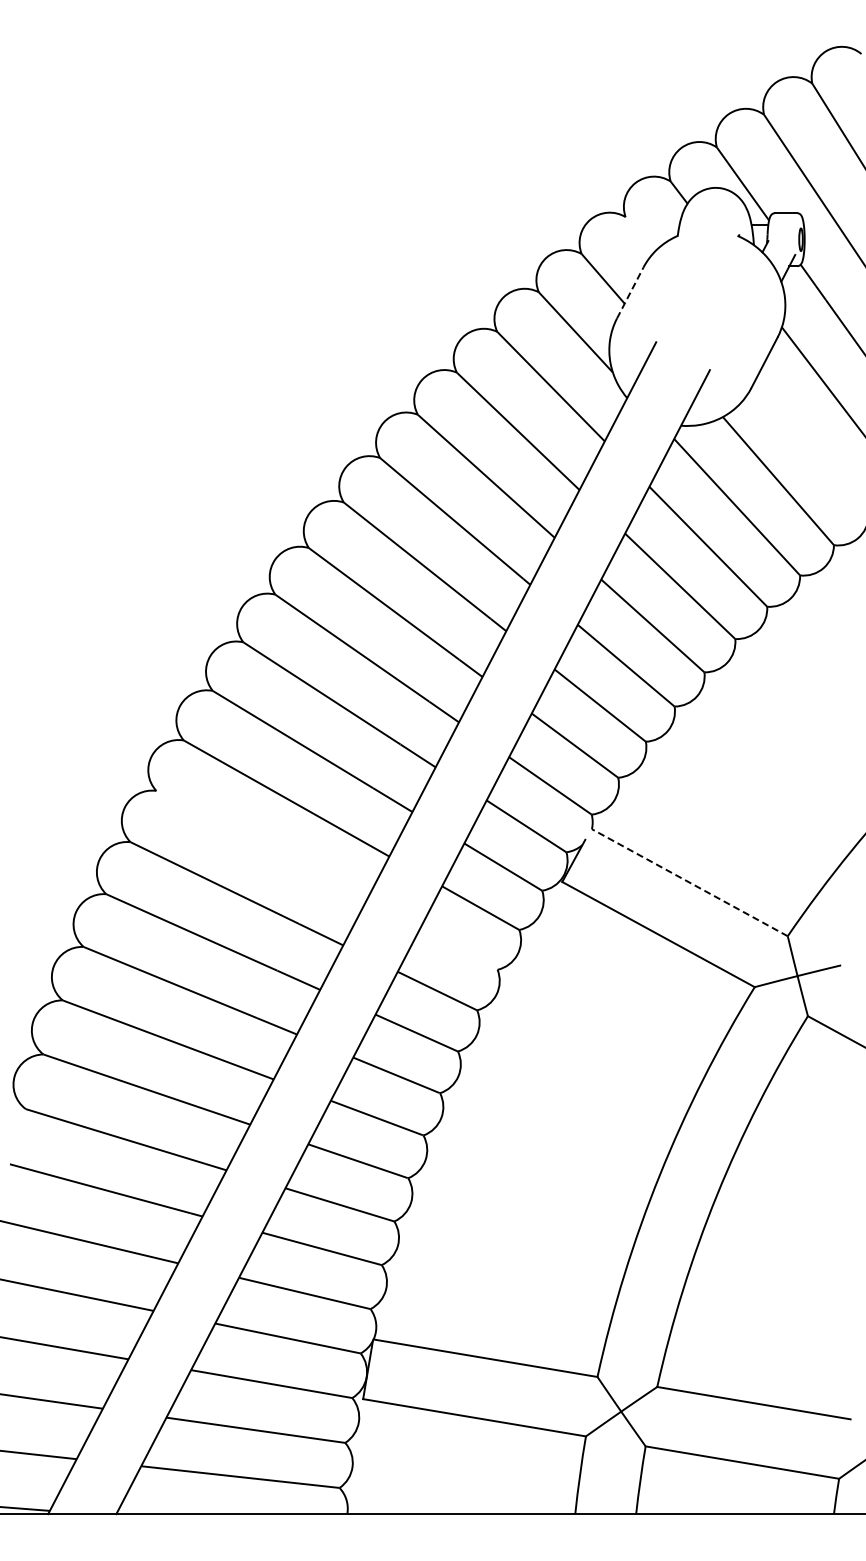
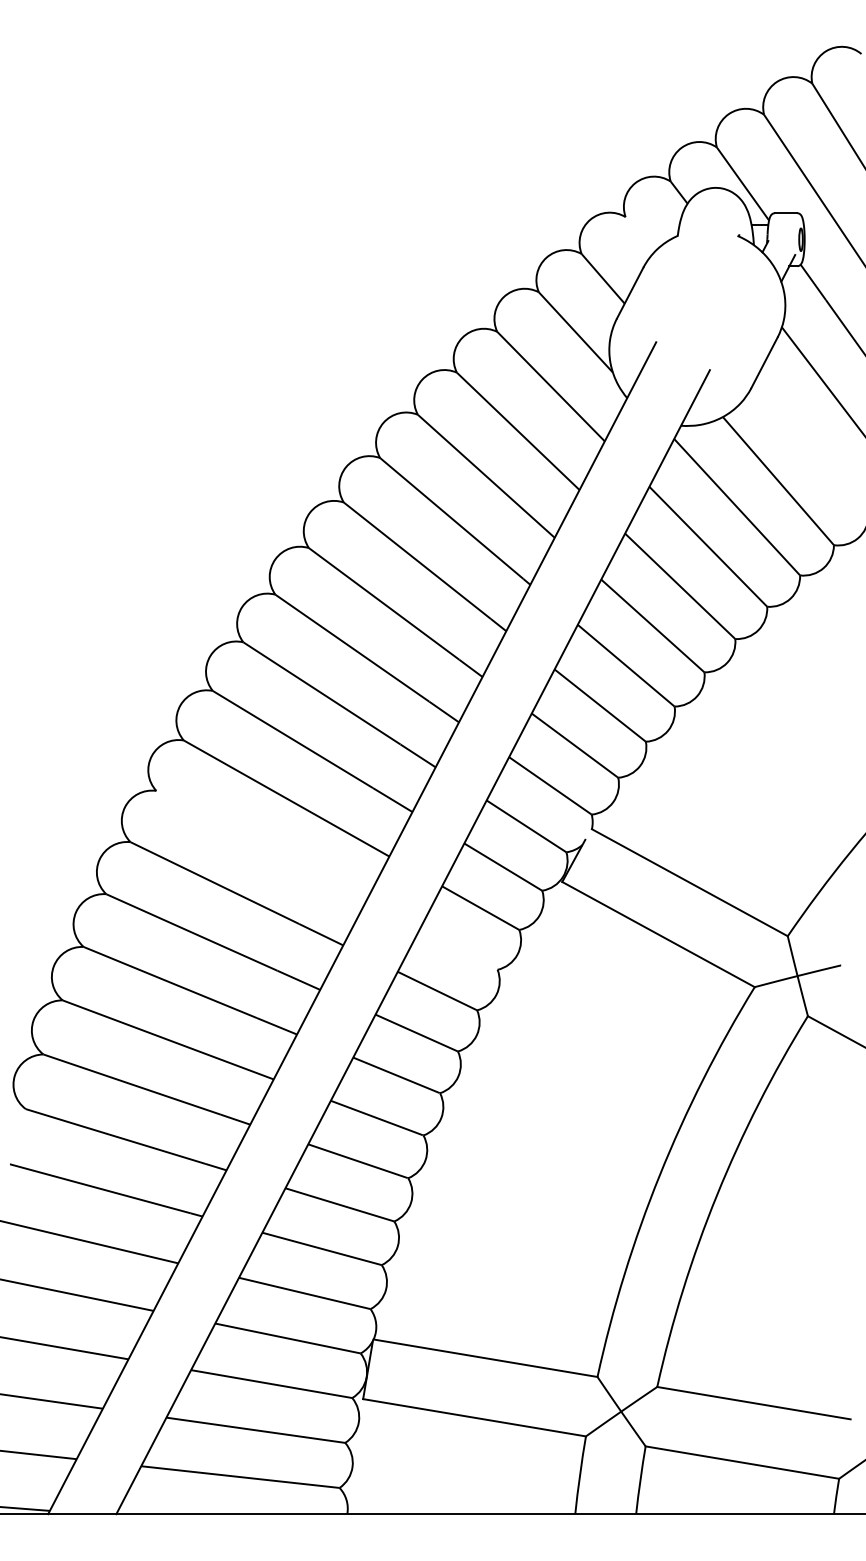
line: dashed -> solid (630, 293)
line: dashed -> solid (689, 882)
